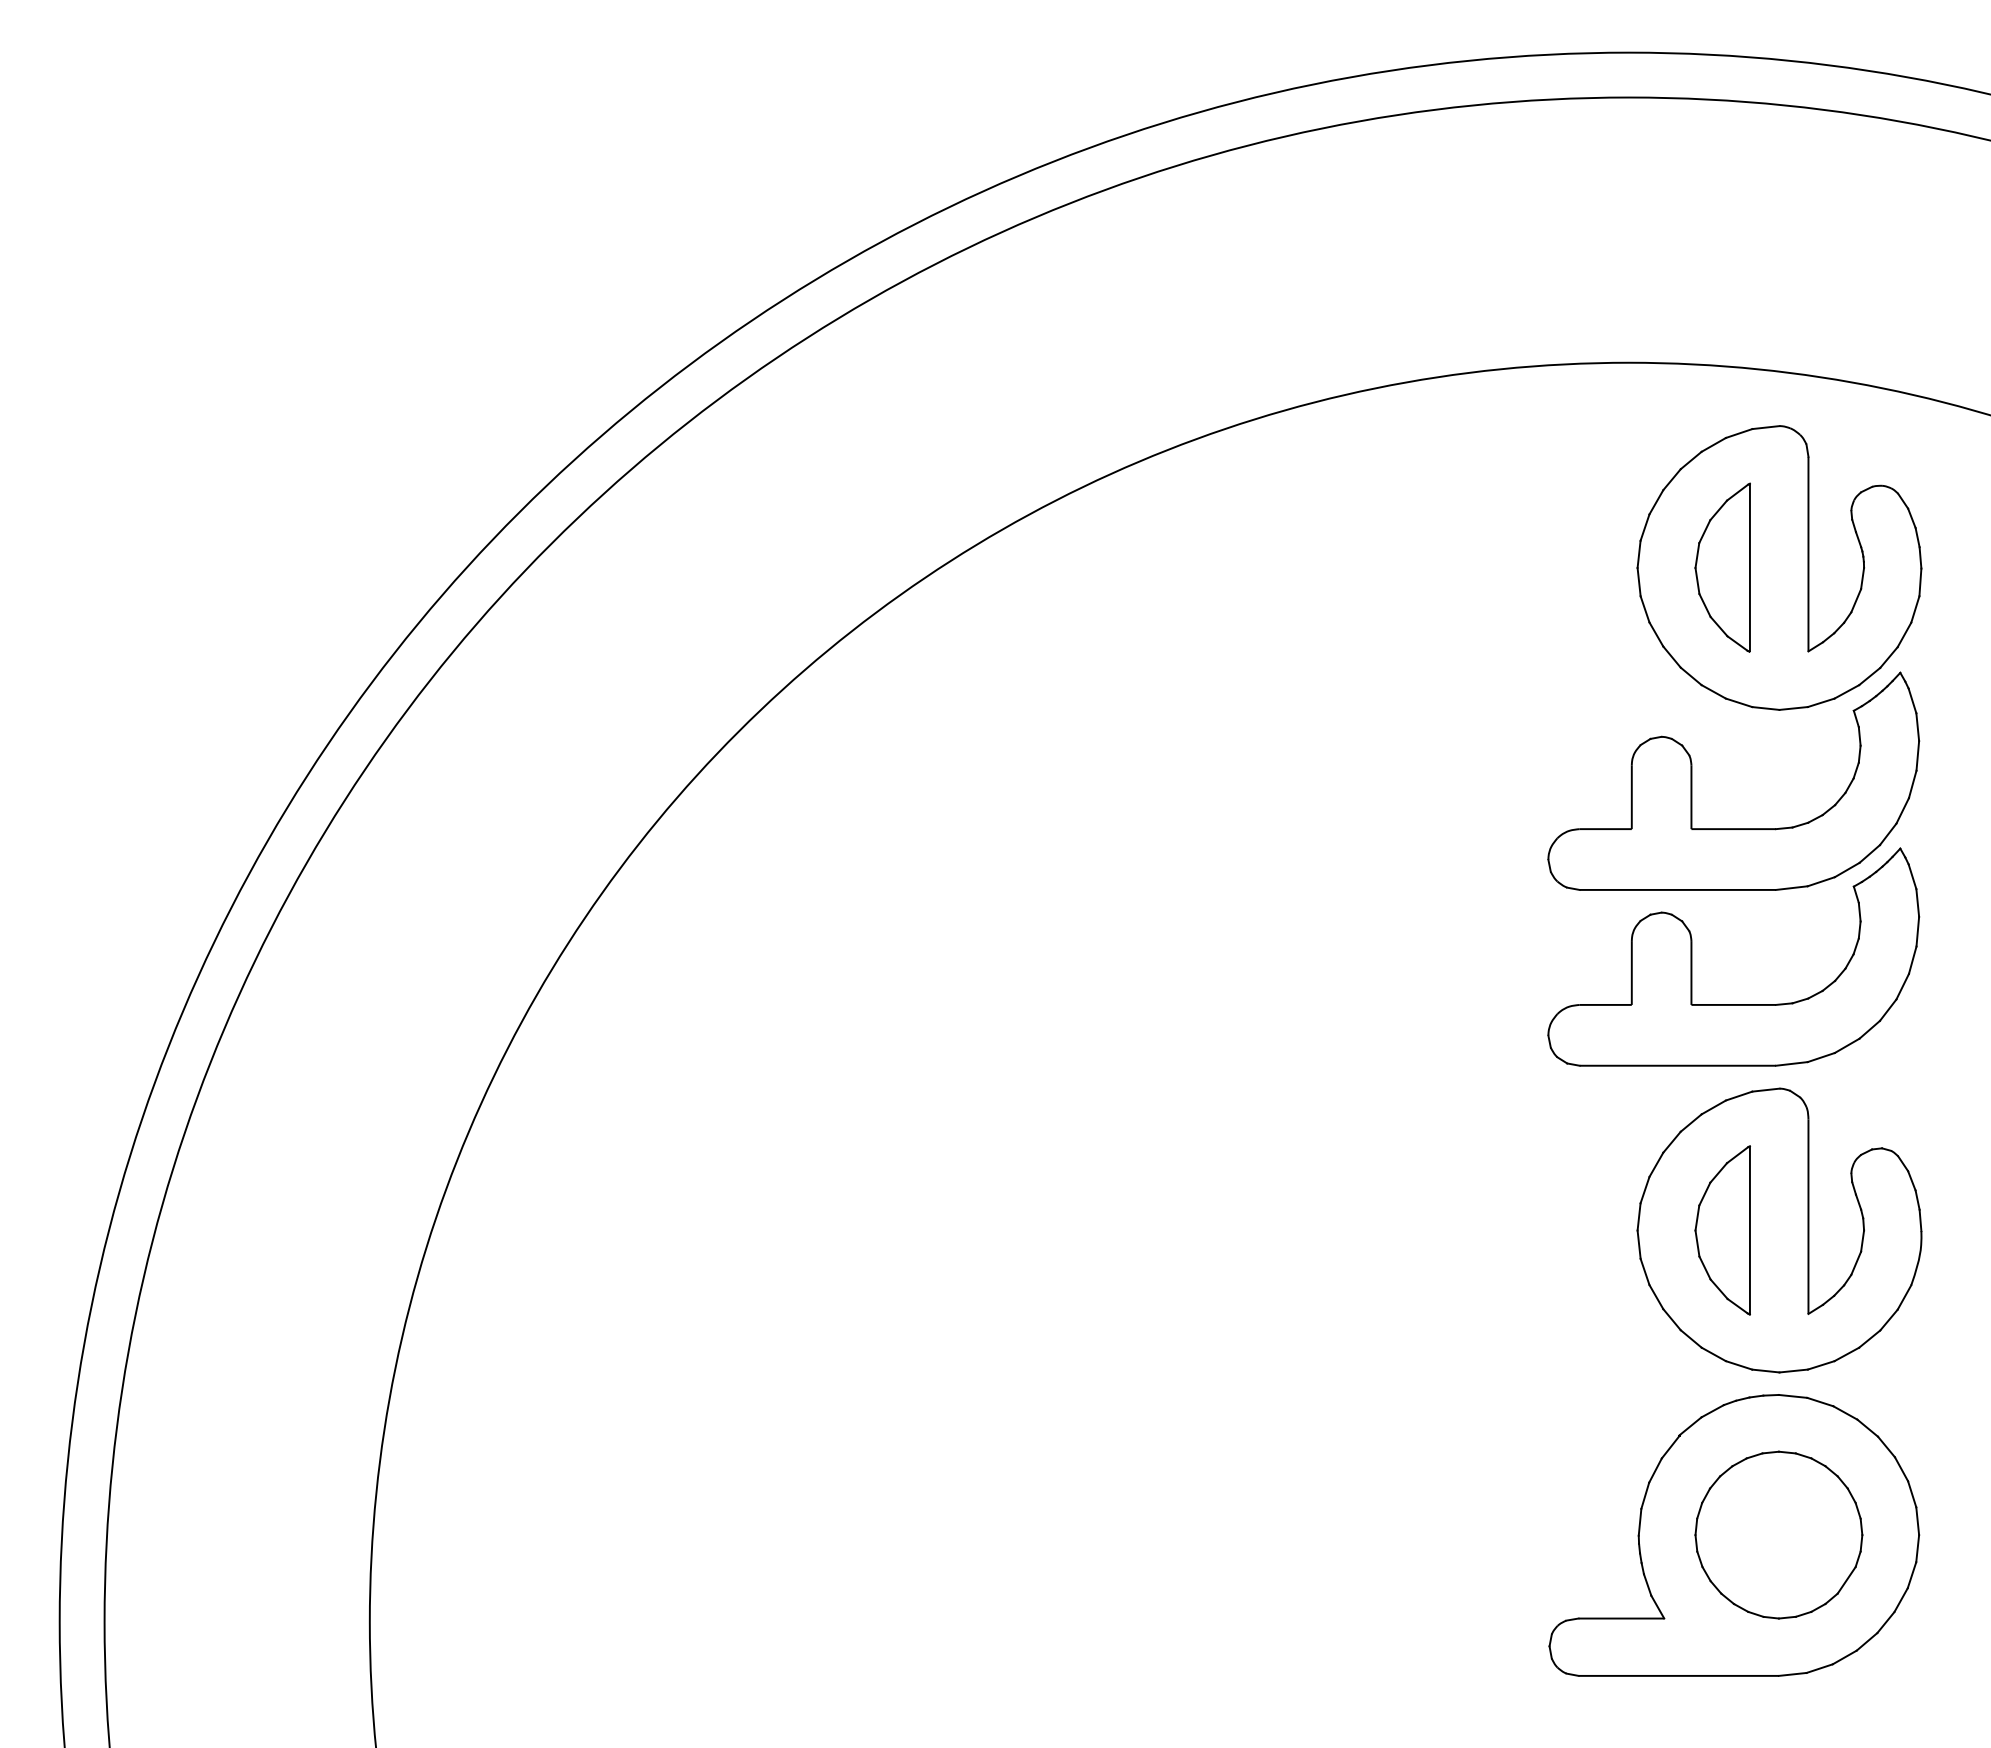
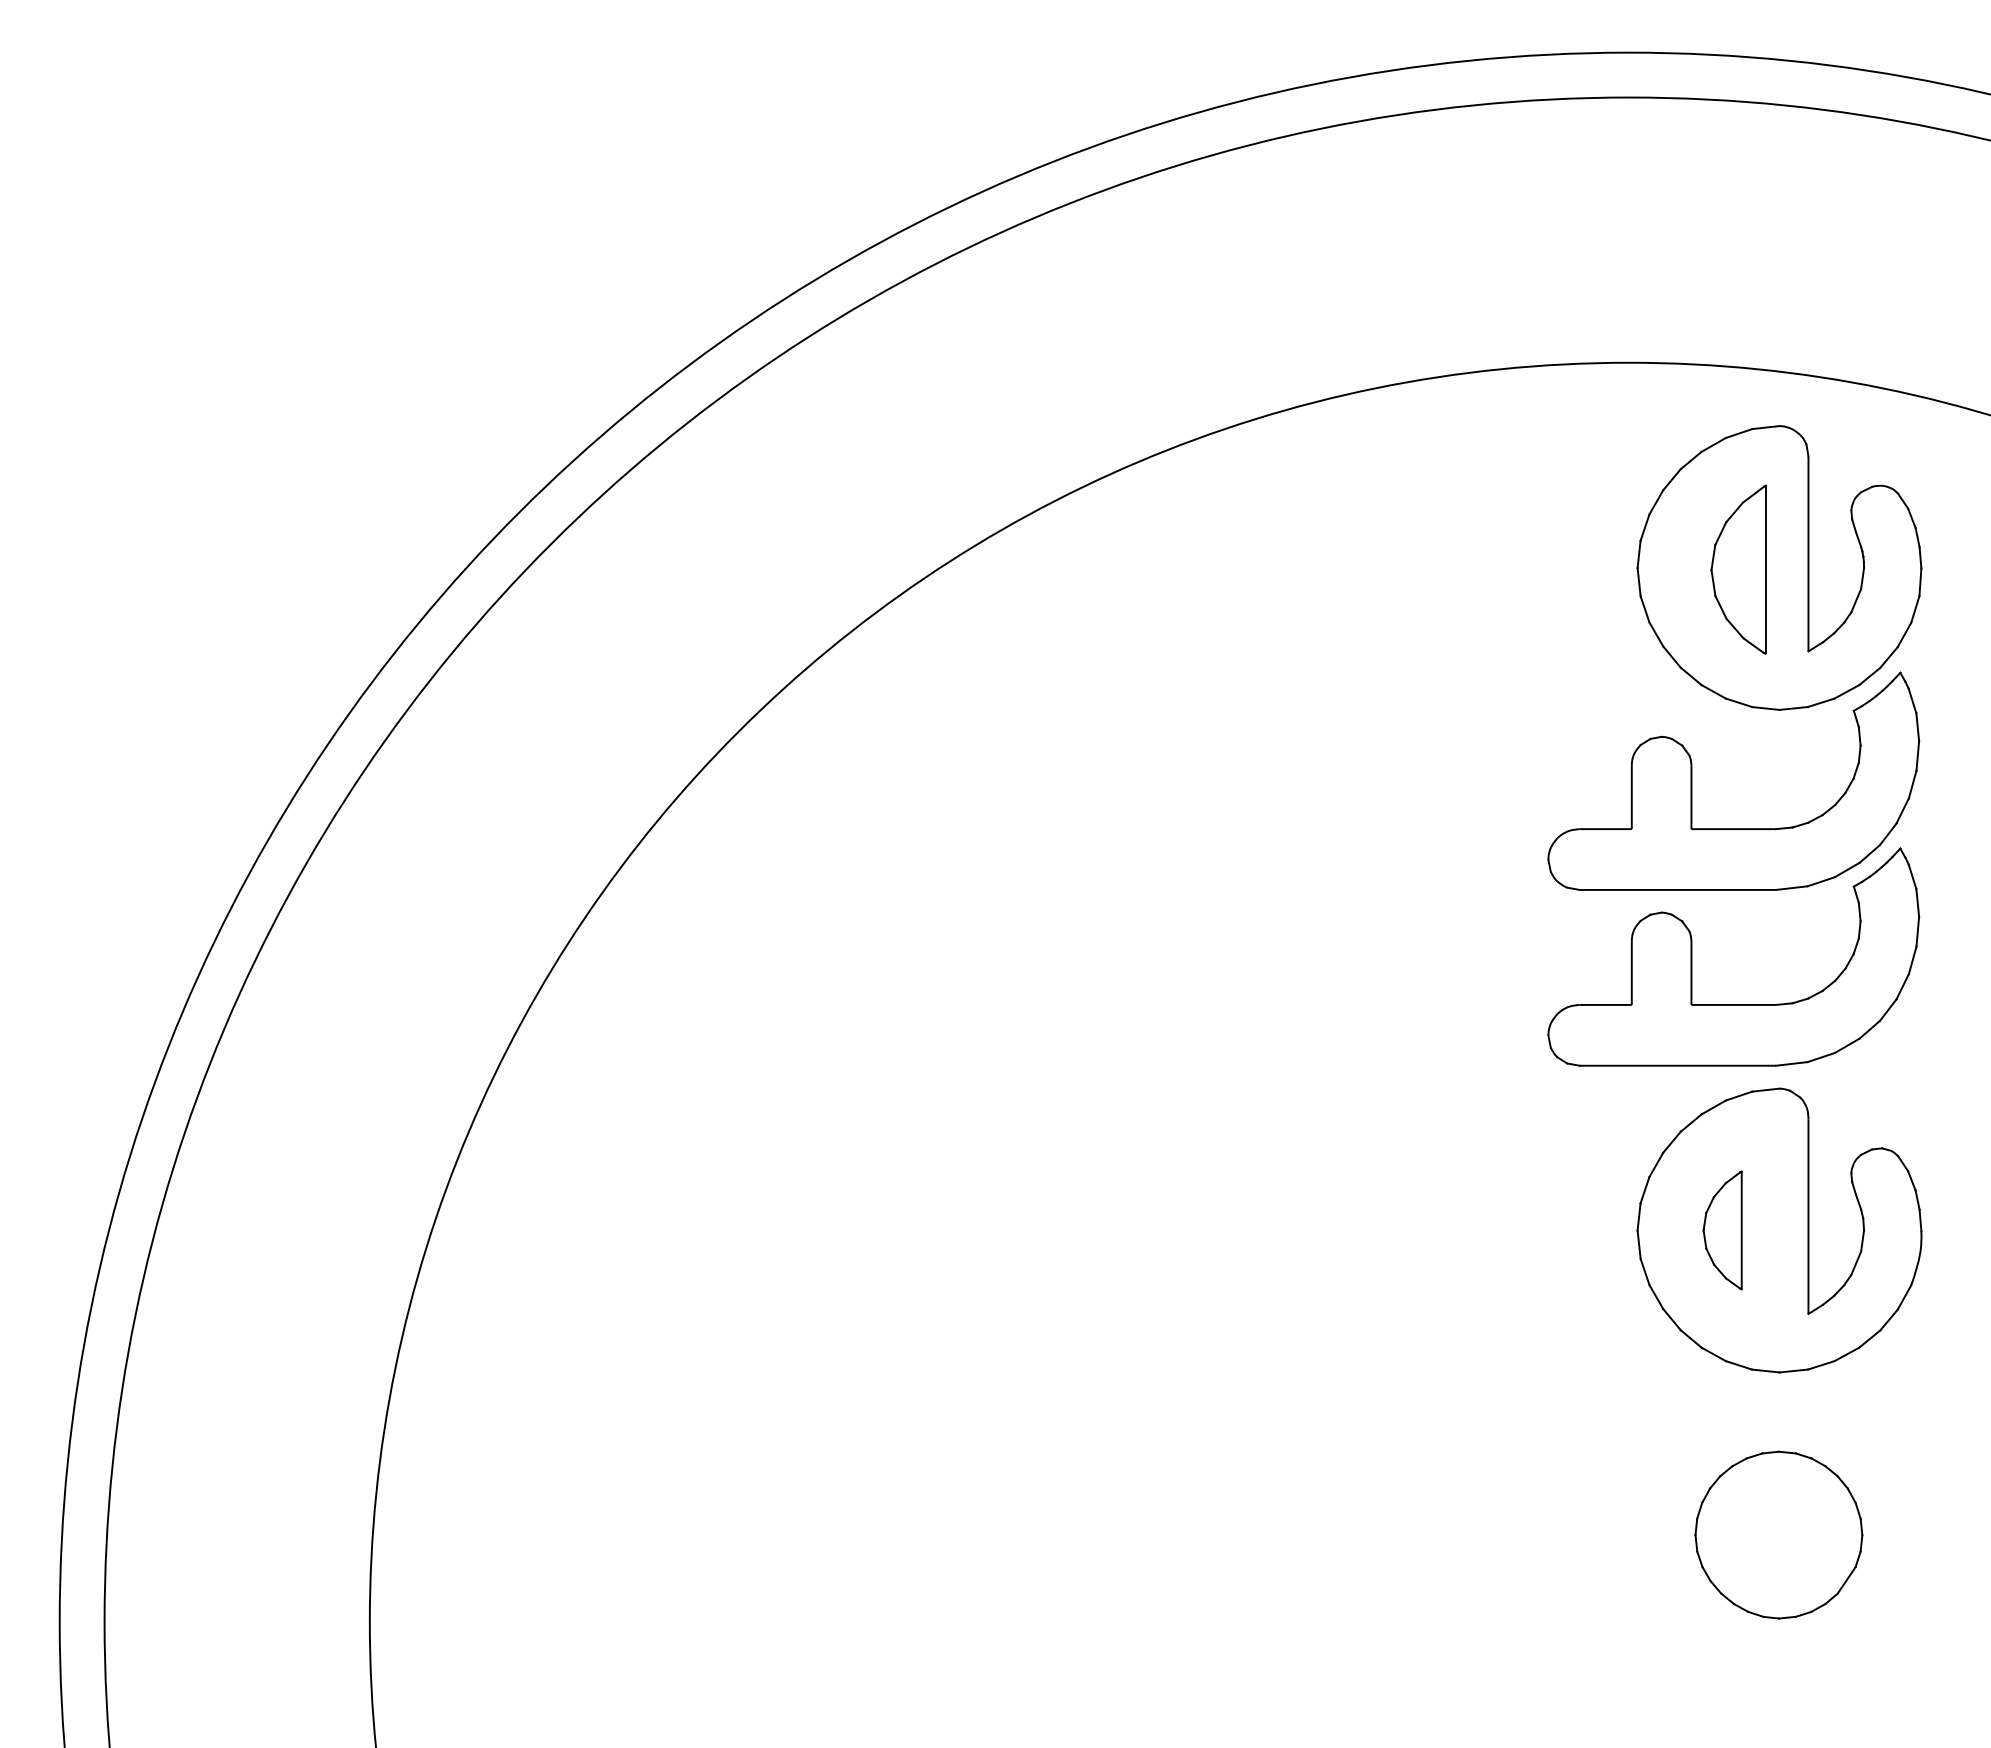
part position: (1722, 567) -> (1738, 569) (1738, 569)
part size: 57x171 px -> 41x121 px (1722, 1230)
part: present -> none (1734, 1535)
